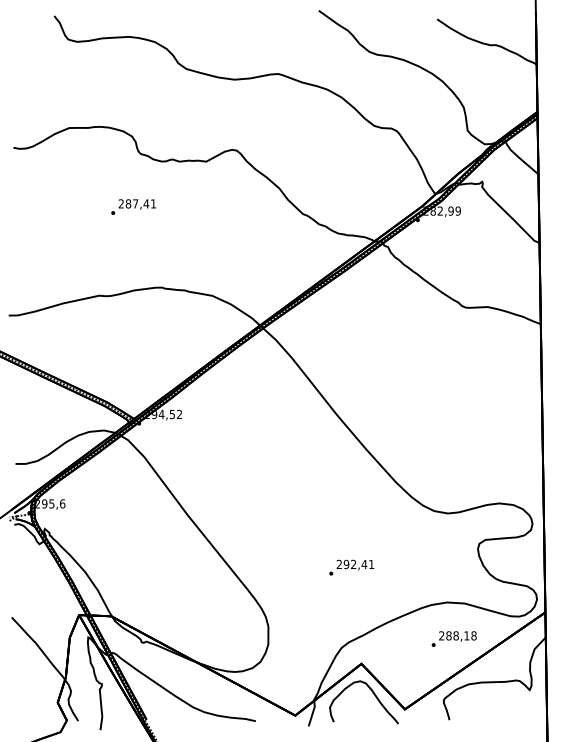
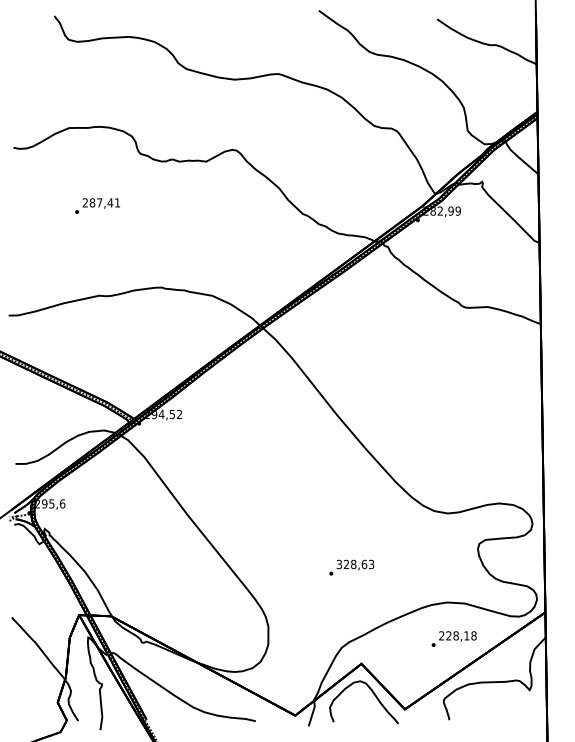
text position: (133, 206) -> (97, 205) (97, 205)
text: 292,41 -> 328,63 (355, 564)
text: 288,18 -> 228,18 (448, 635)
